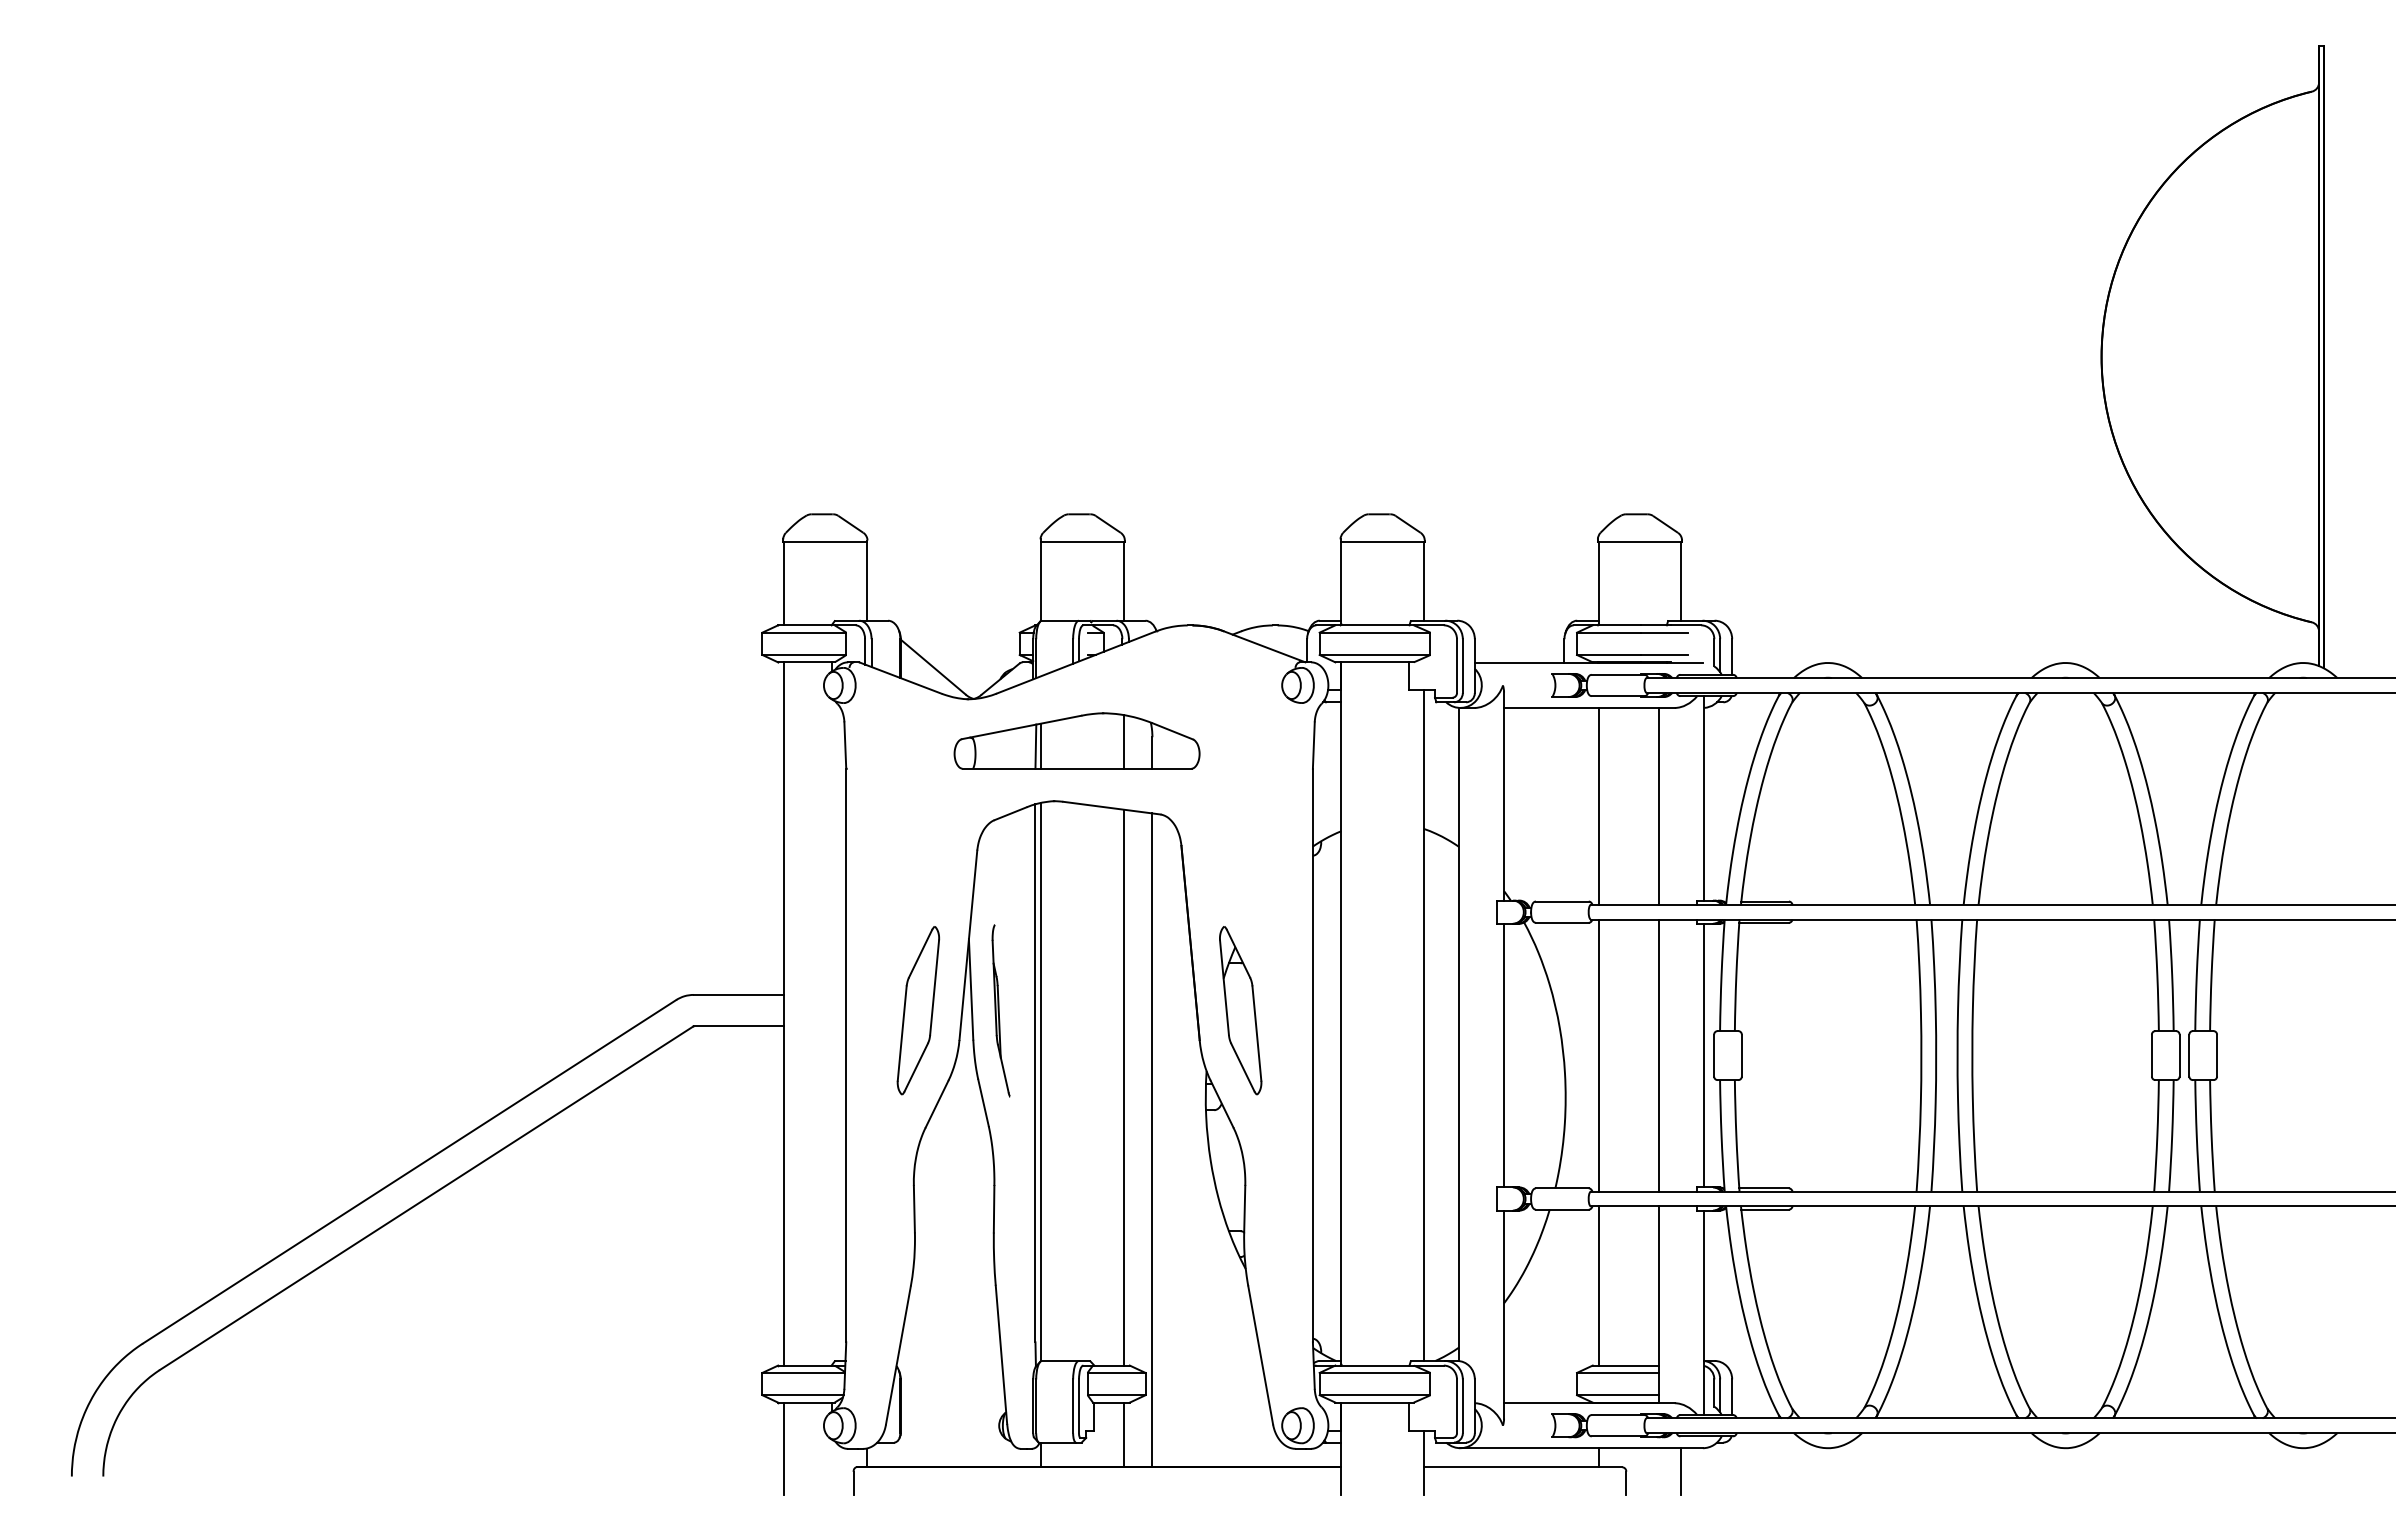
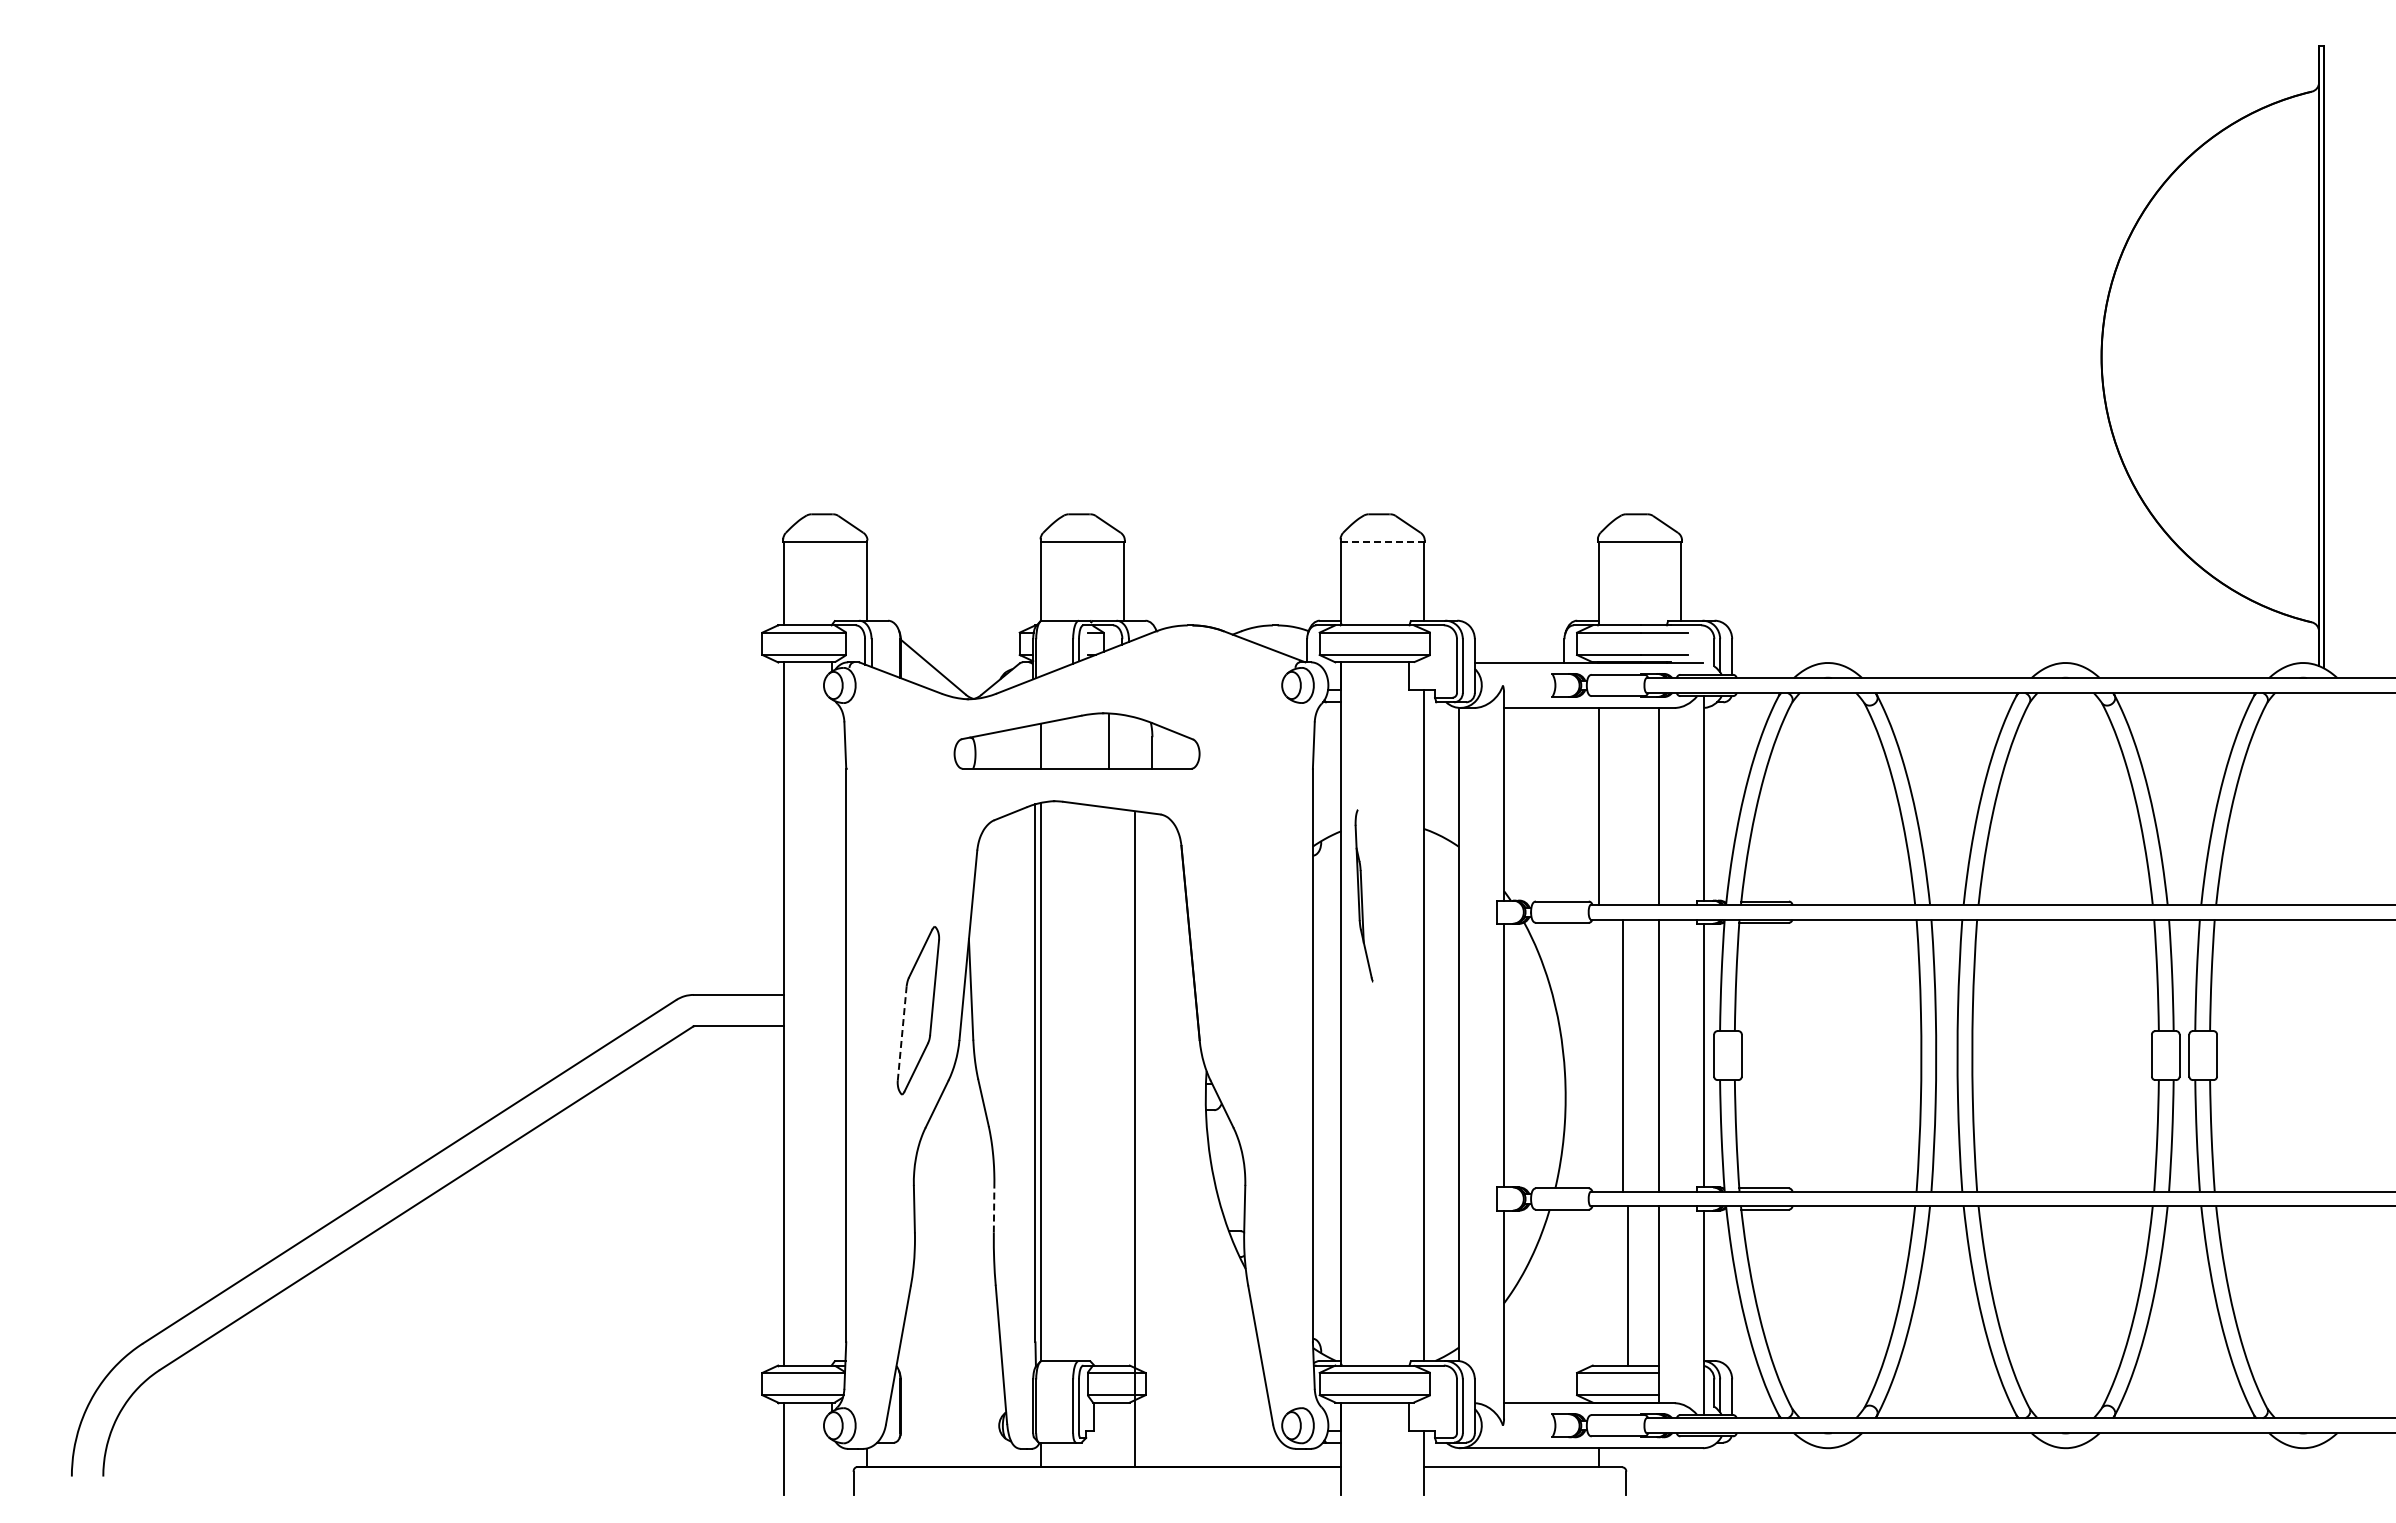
line: solid -> dashed (1382, 542)
line position: (1123, 741) -> (1108, 741) (1108, 741)
line: present -> none (1035, 746)
part position: (1000, 1010) -> (1363, 895) (1363, 895)
part: present -> none (1240, 1010)
line: solid -> dashed (902, 1033)
line position: (1598, 1055) -> (1622, 1055) (1622, 1055)
line: present -> none (1123, 1087)
line position: (1152, 1140) -> (1135, 1140) (1135, 1140)
line: solid -> dashed (994, 1208)
line position: (1598, 1285) -> (1627, 1285) (1627, 1285)
line: present -> none (1123, 1434)
line: present -> none (1681, 1471)
